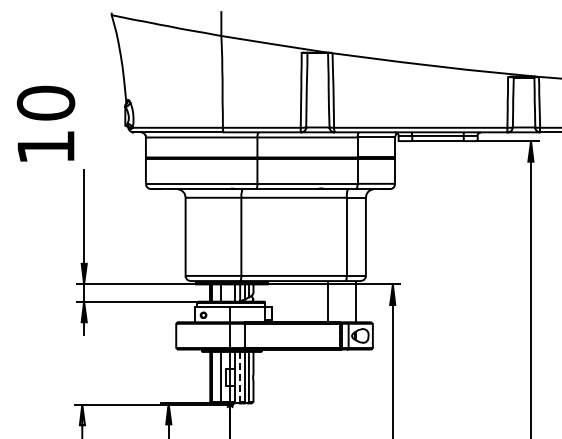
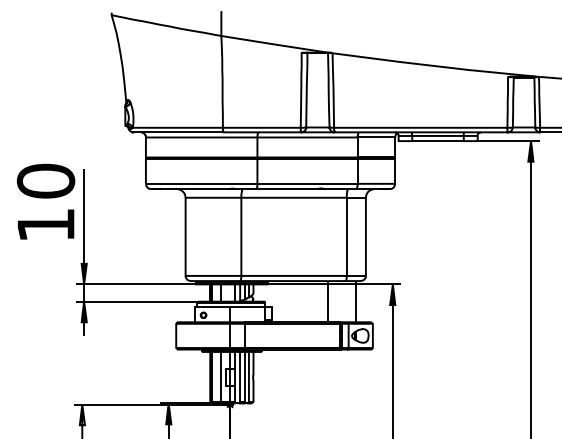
text position: (45, 123) -> (45, 201) (45, 201)
line: dashed -> solid (240, 376)
